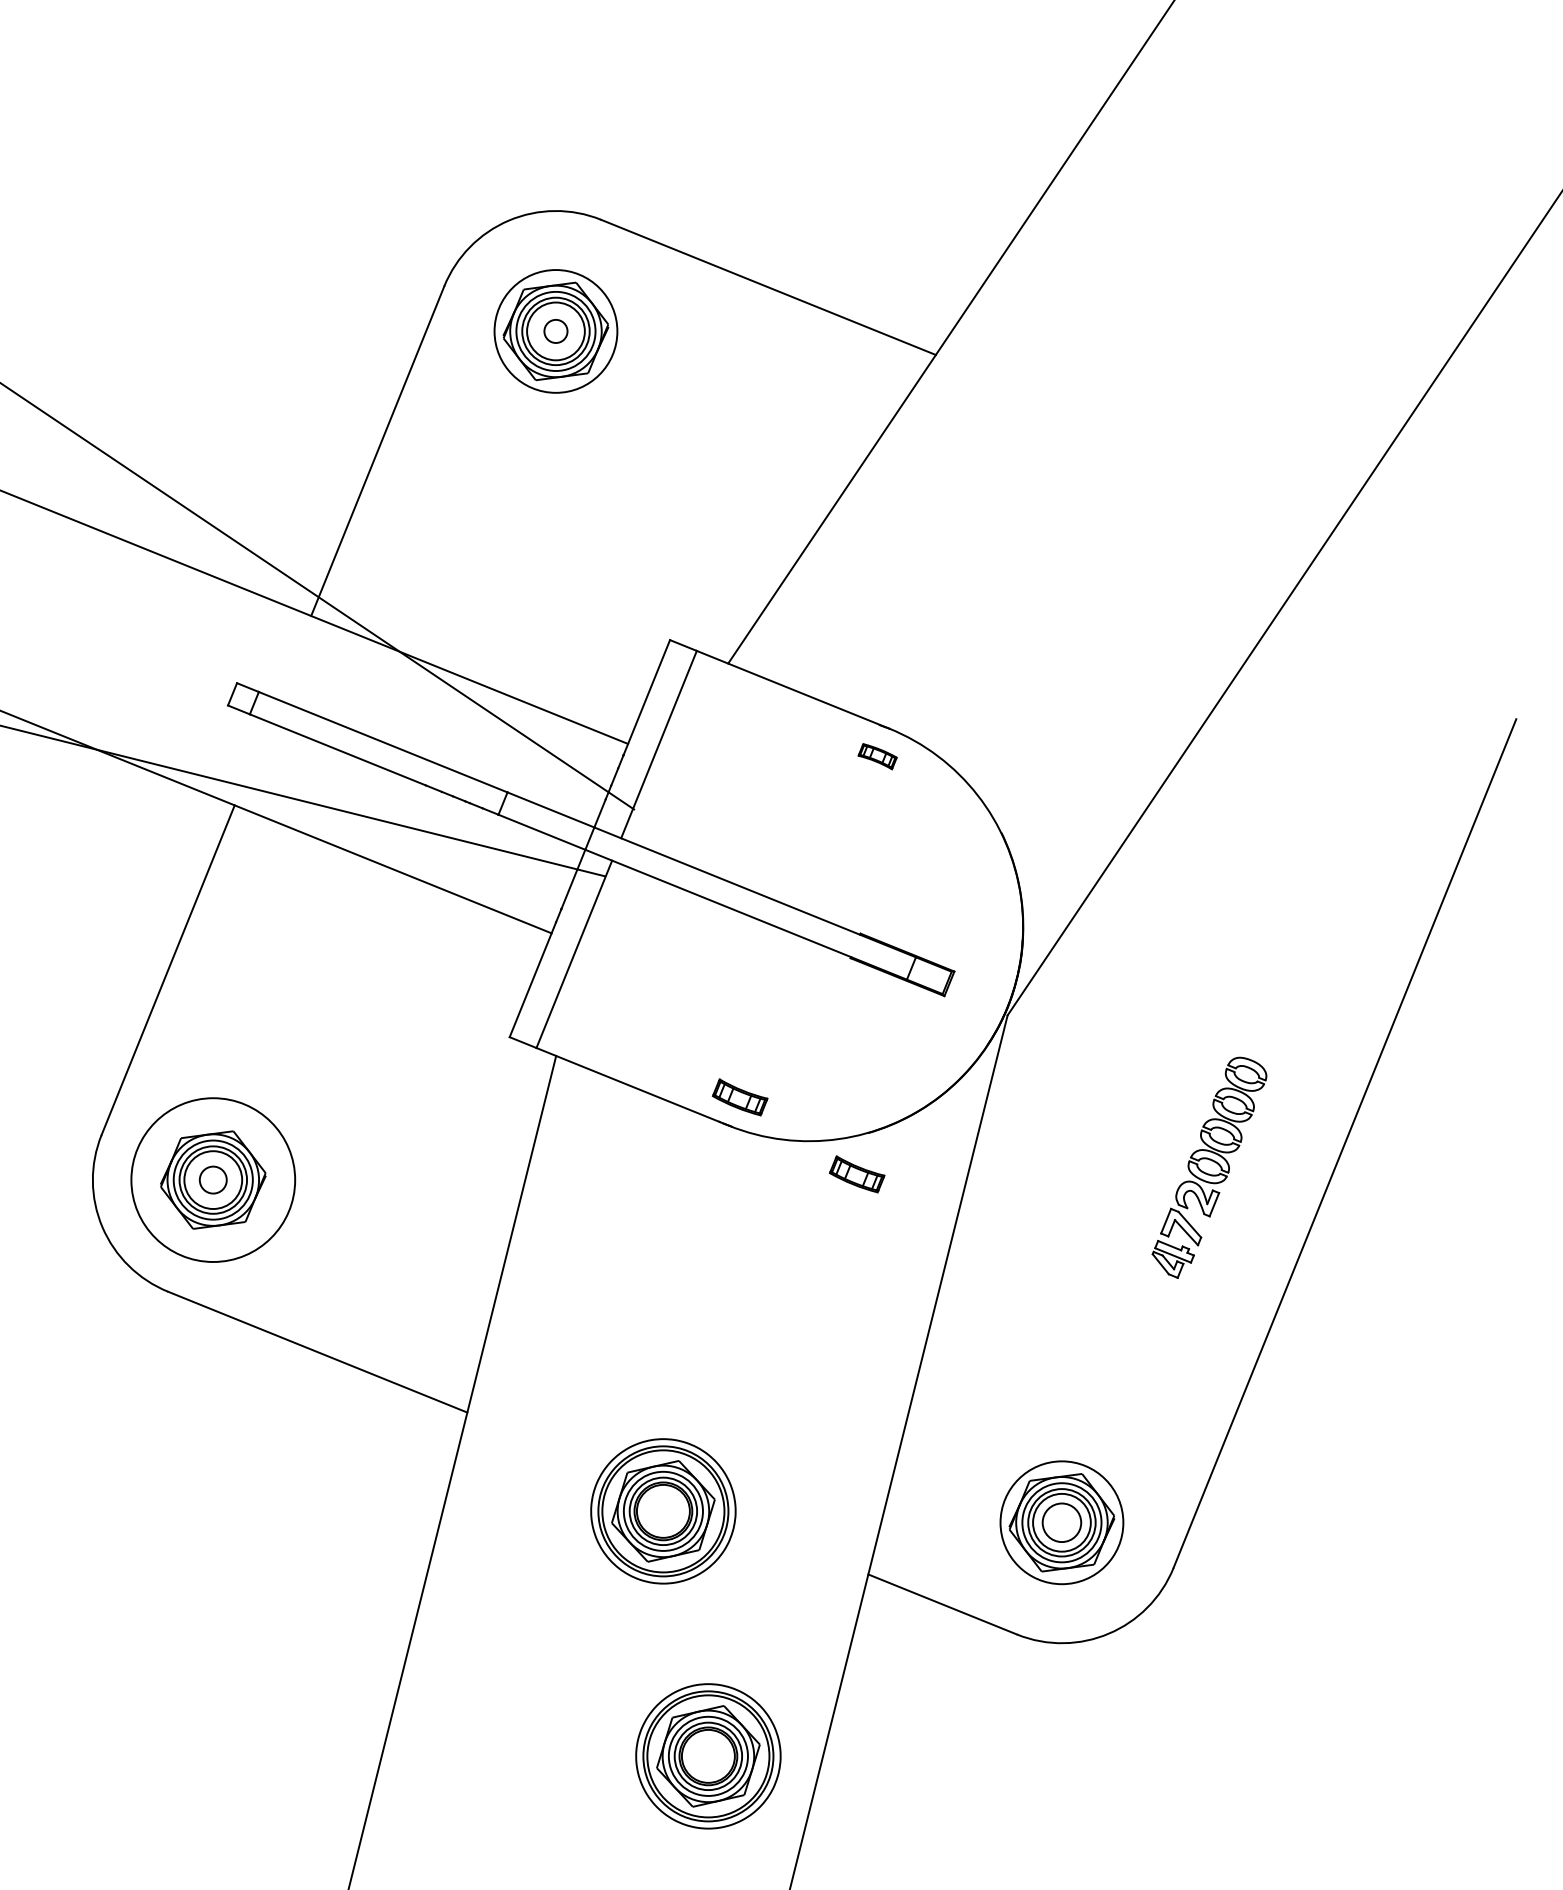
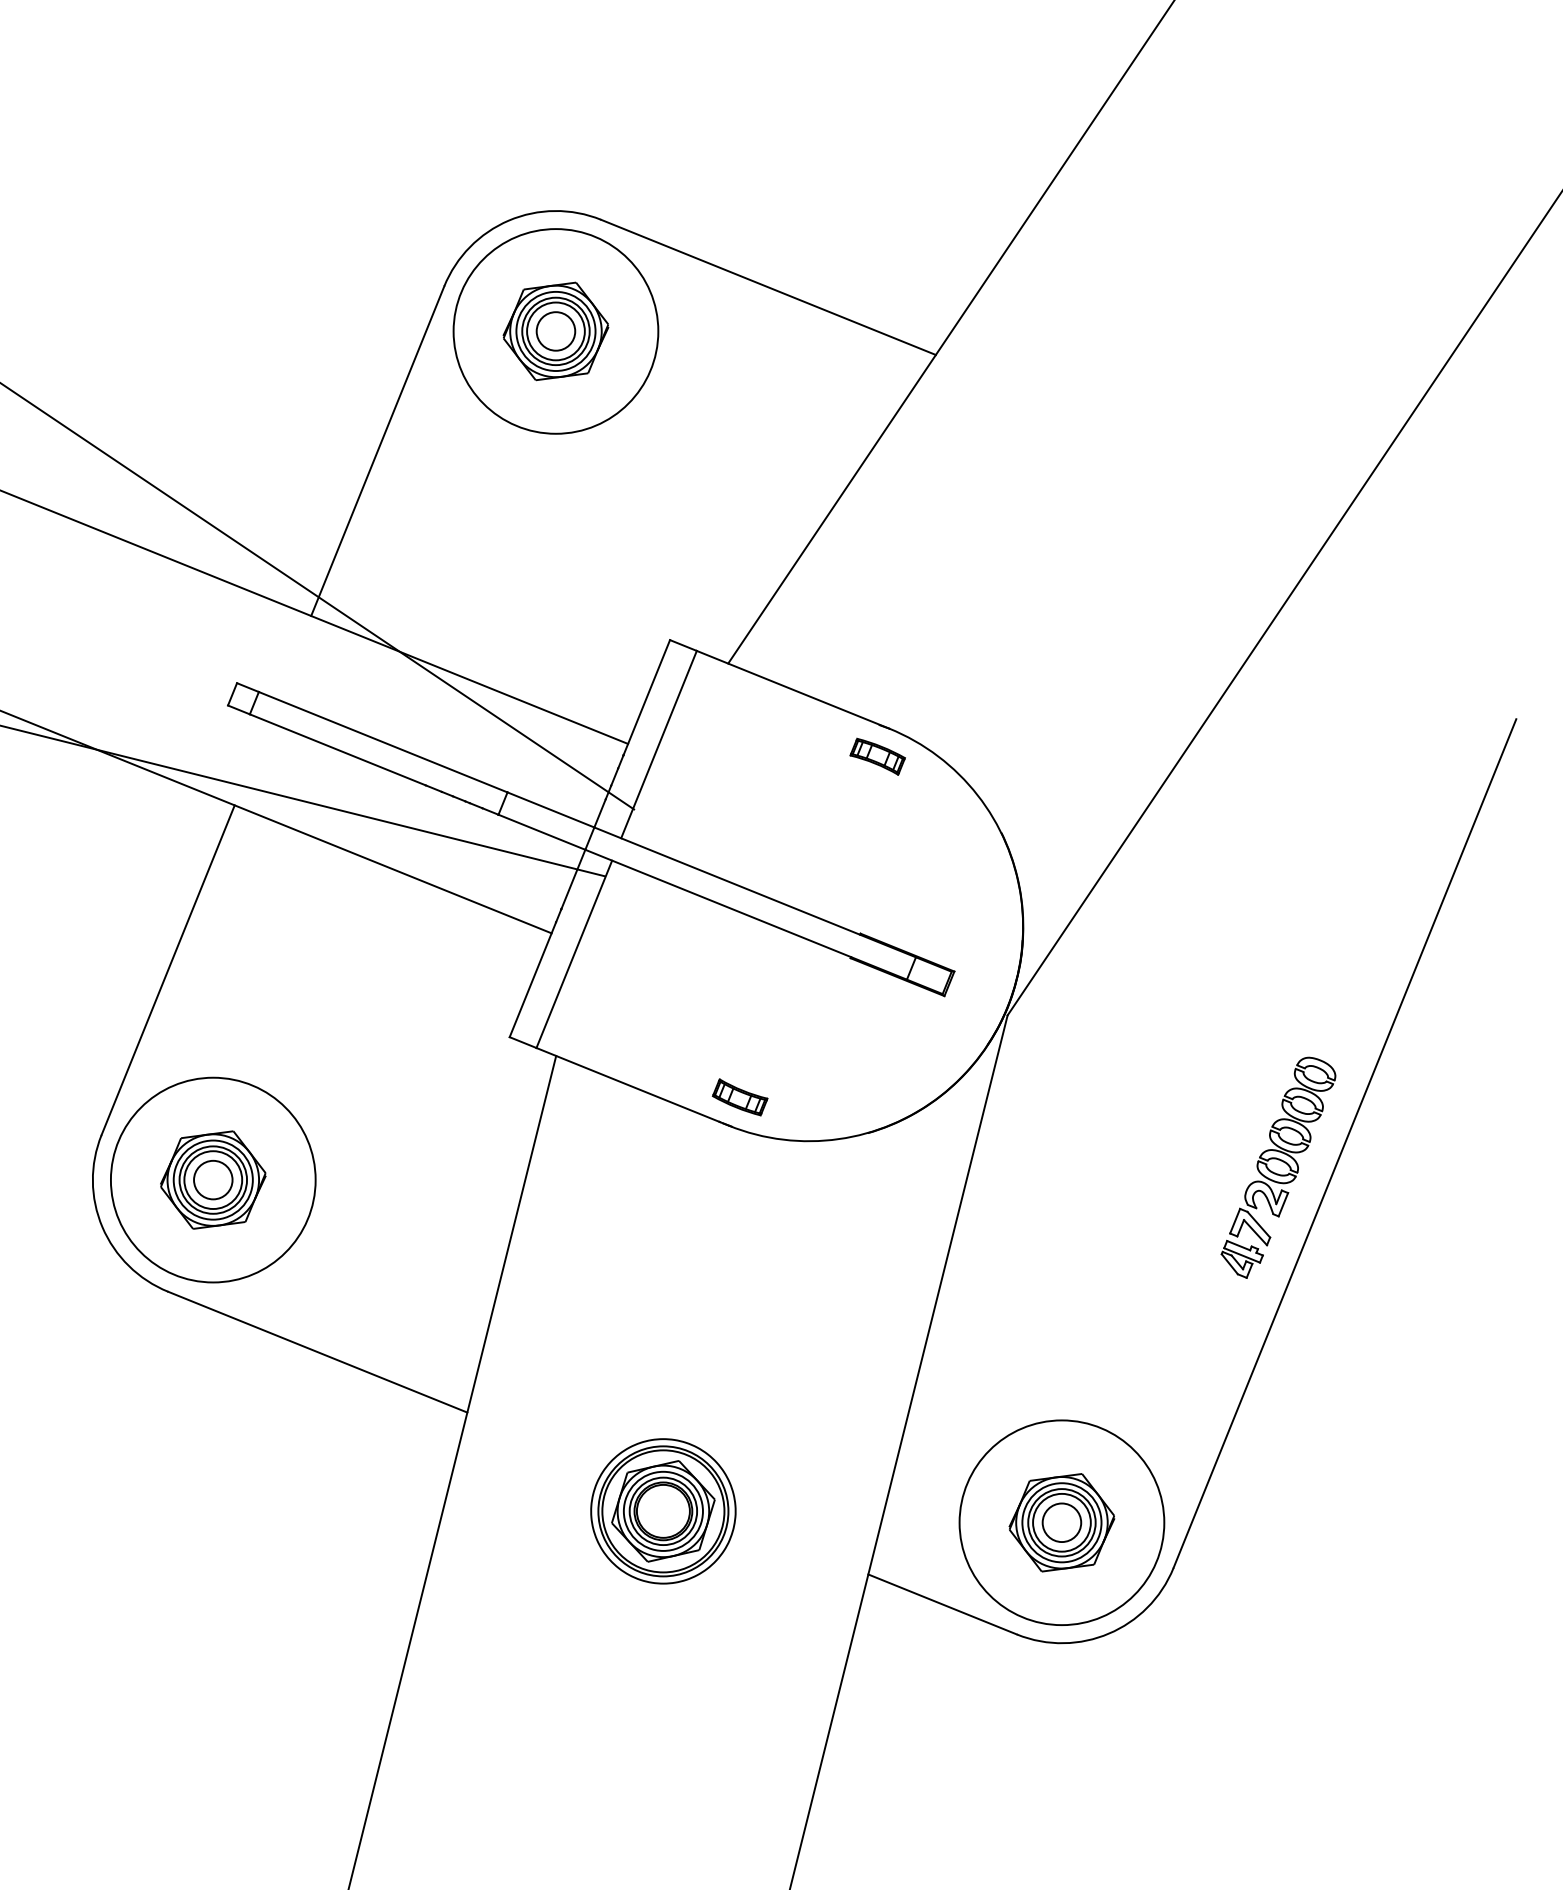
circle diameter: 123 px -> 205 px (555, 331)
circle diameter: 23 px -> 39 px (555, 331)
part size: 41x28 px -> 57x39 px (877, 756)
part position: (1209, 1167) -> (1278, 1167) (1278, 1167)
part: present -> none (856, 1174)
circle diameter: 27 px -> 39 px (213, 1179)
circle diameter: 164 px -> 205 px (212, 1179)
circle diameter: 123 px -> 205 px (1061, 1522)
part: present -> none (708, 1756)
